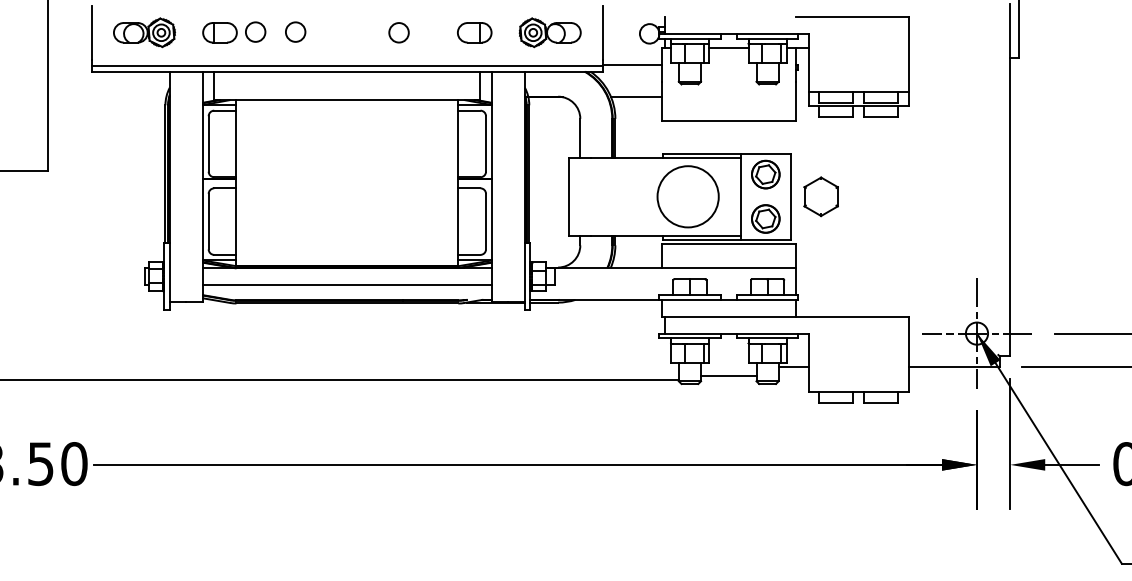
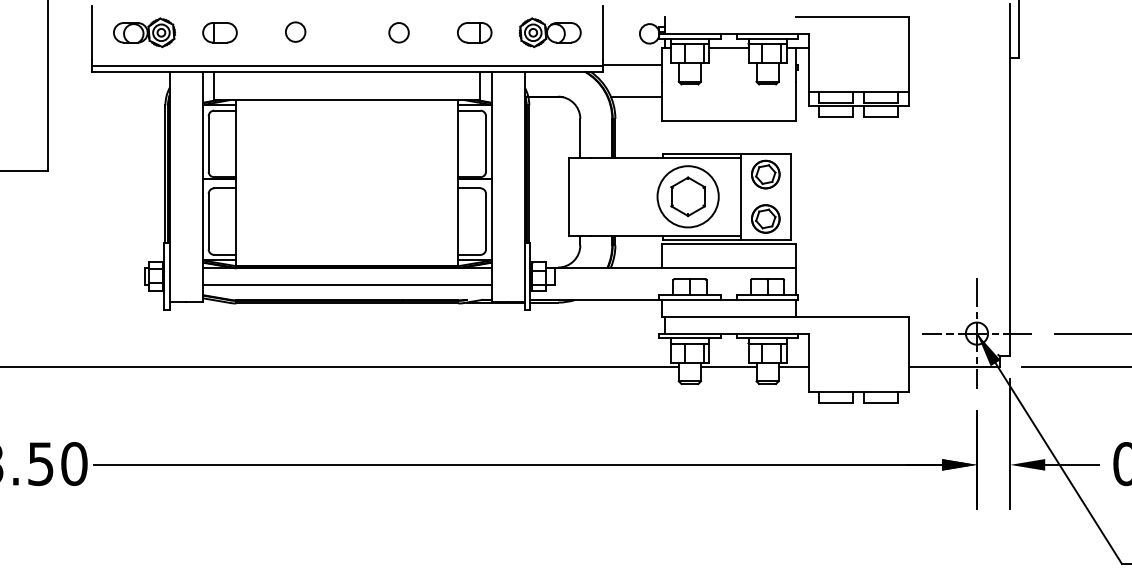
circle: present -> none (255, 31)
part position: (820, 196) -> (687, 196) (687, 196)
line position: (728, 375) -> (728, 366) (728, 366)
line position: (340, 379) -> (340, 366) (340, 366)
